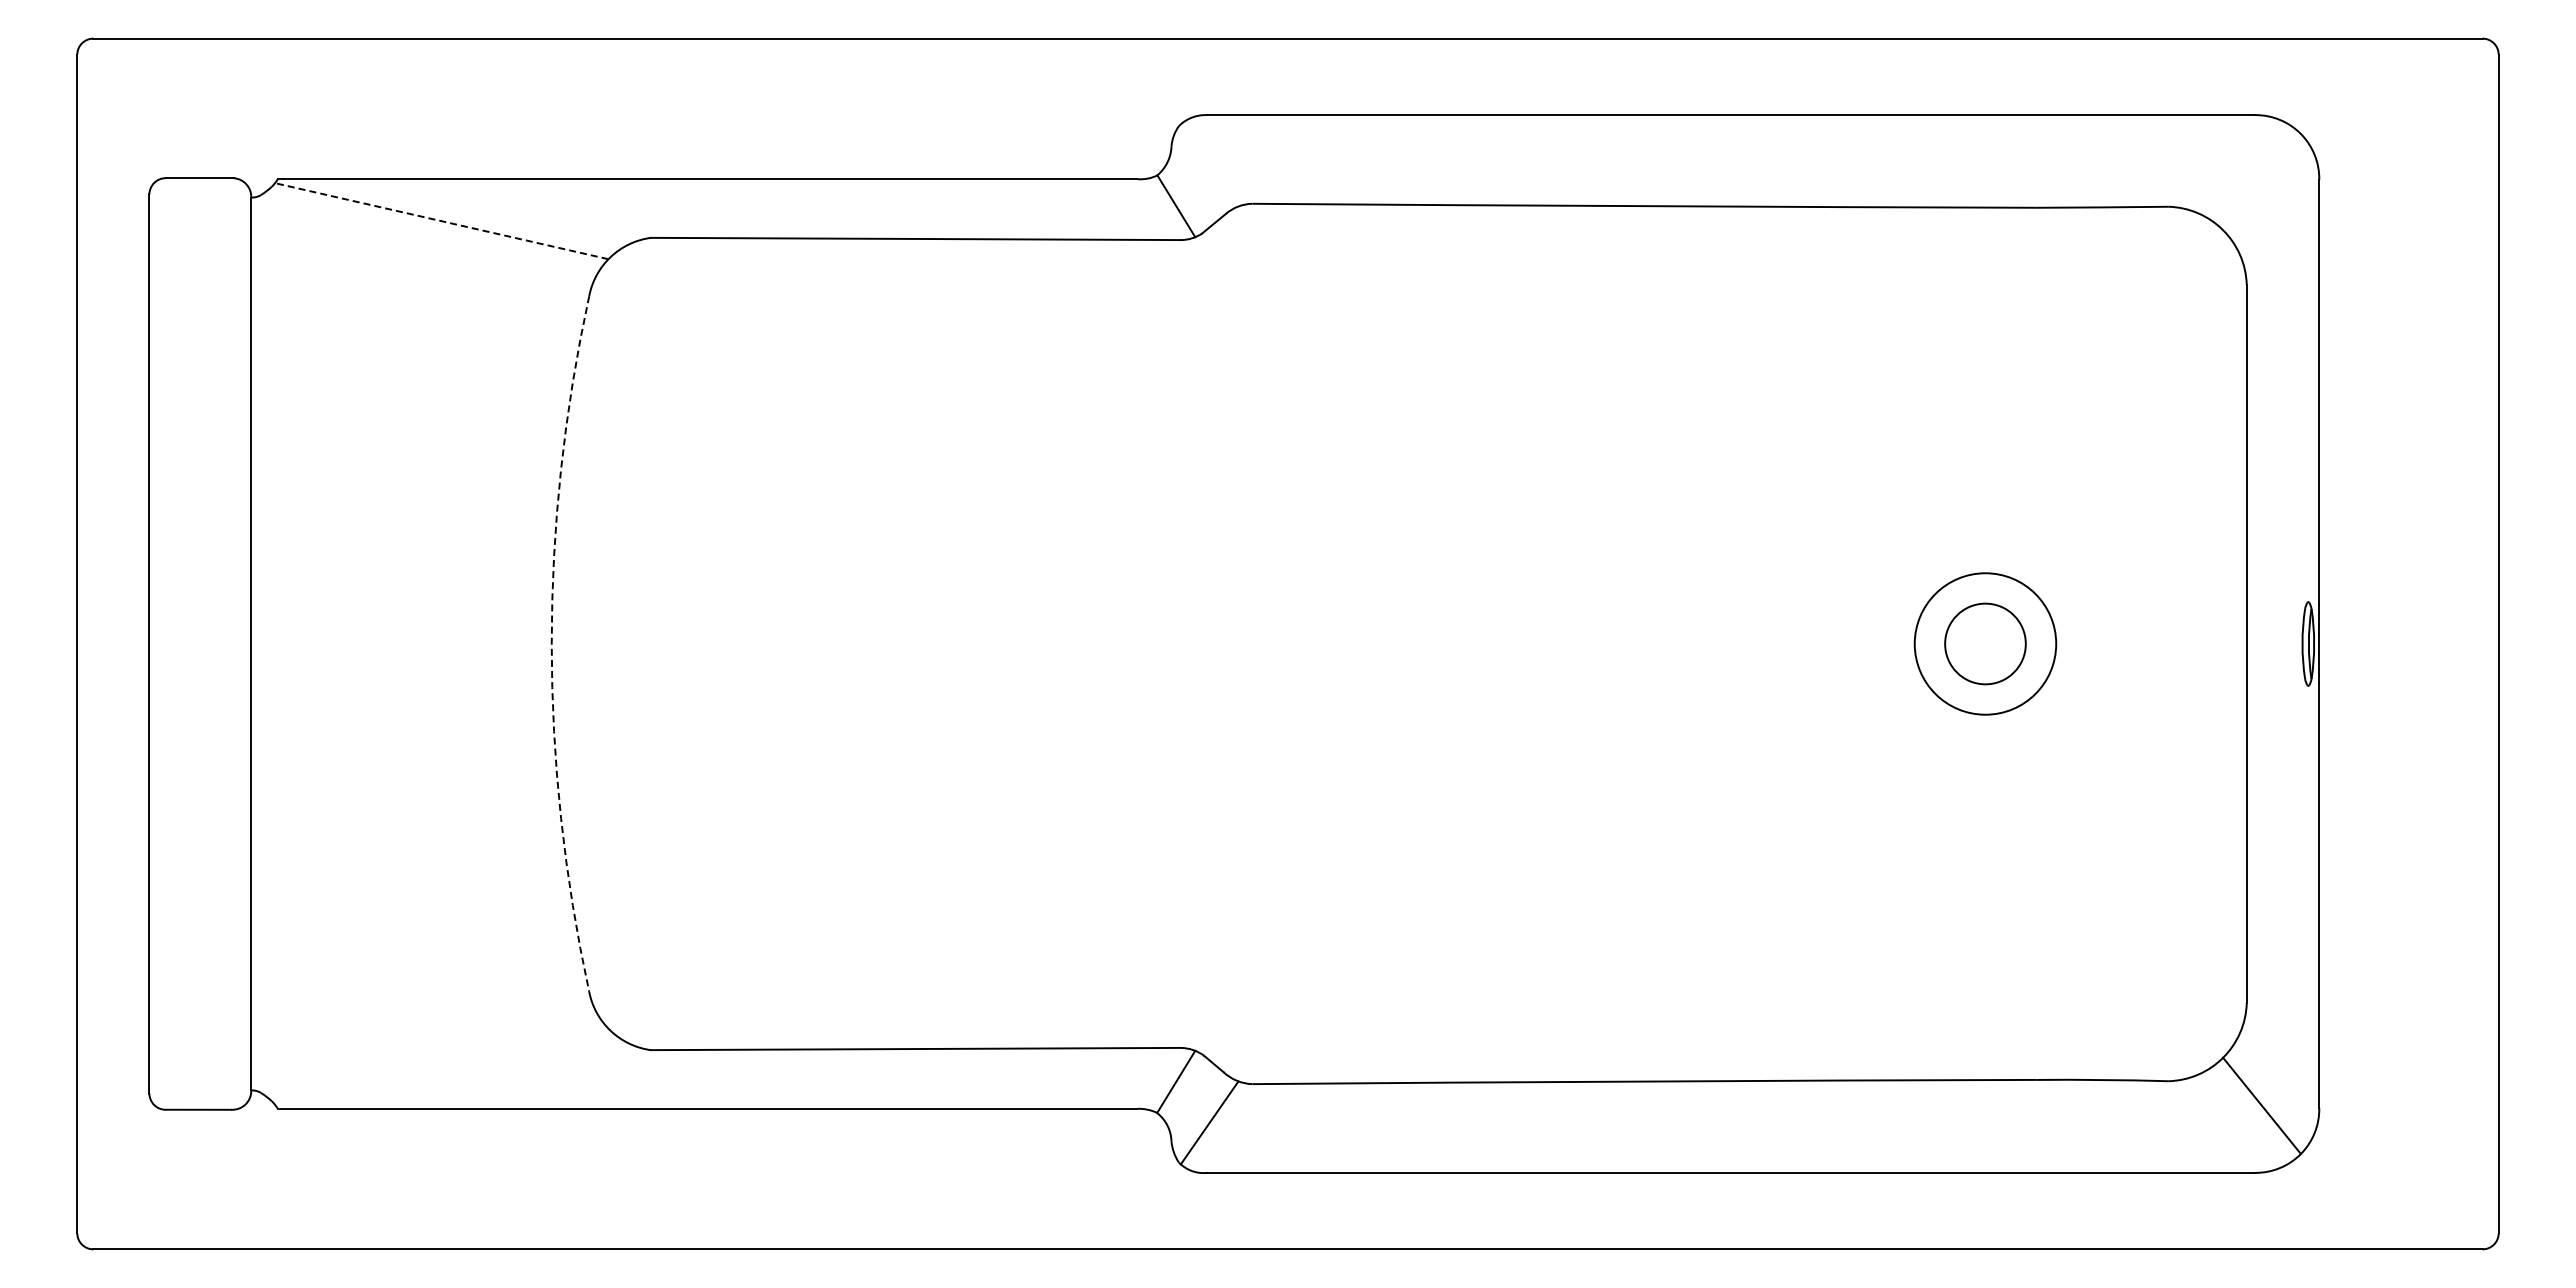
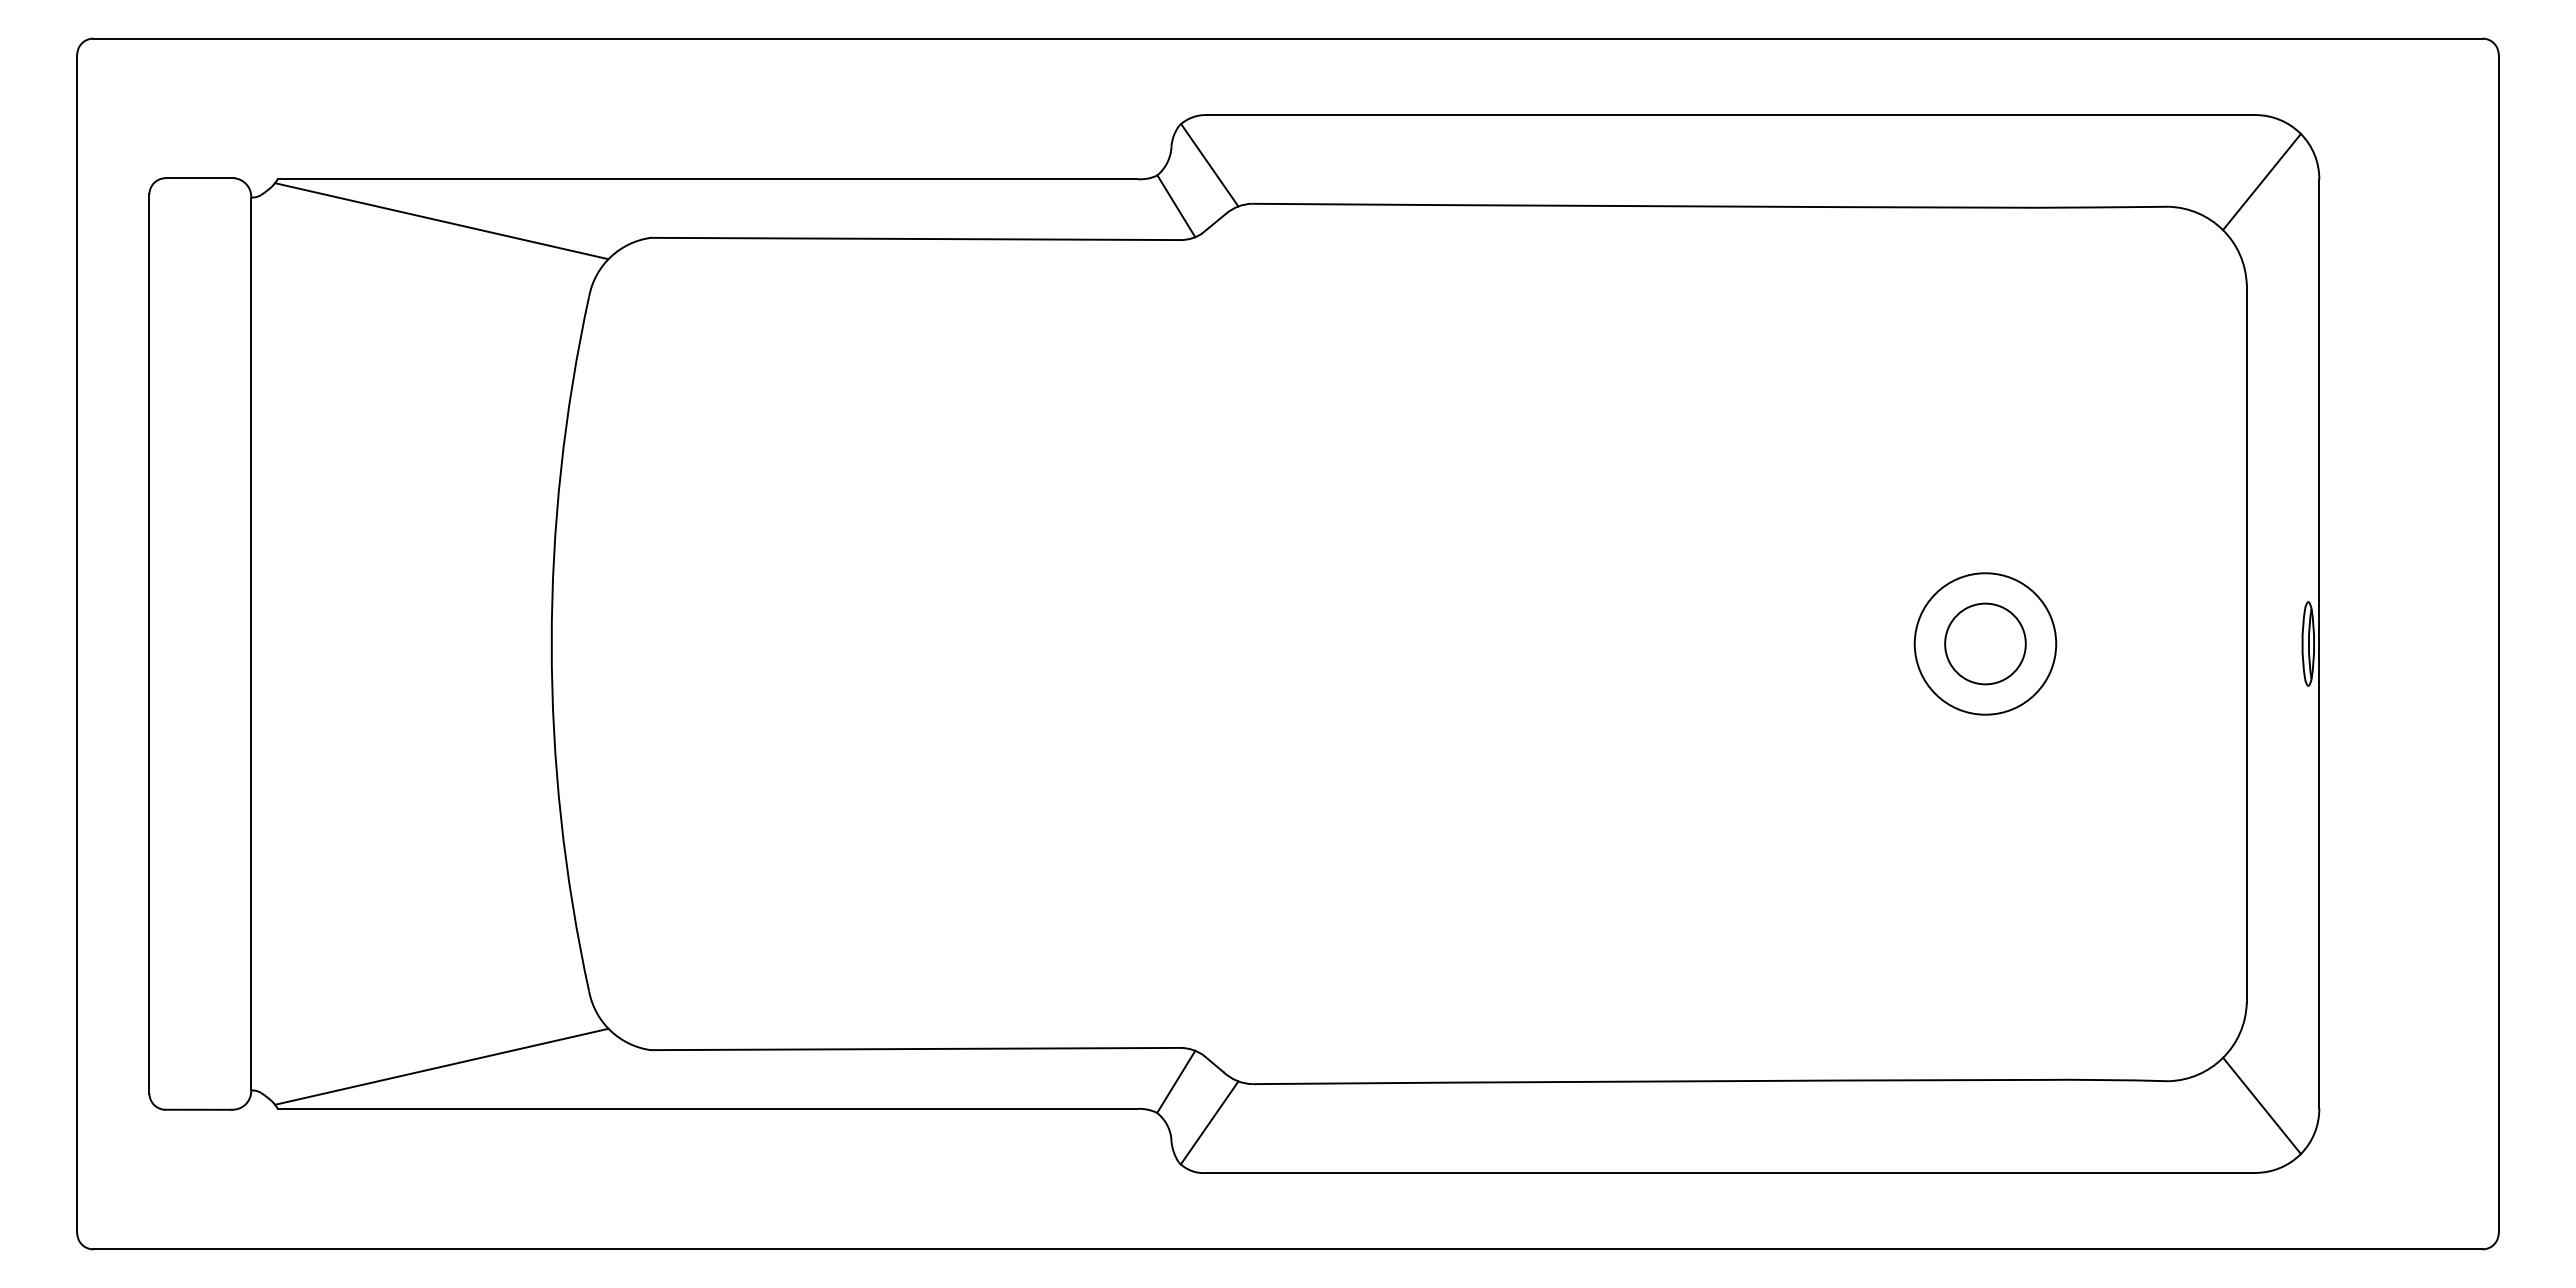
line: none -> present (1209, 165)
line: none -> present (2261, 182)
line: dashed -> solid (441, 221)
arc: dashed -> solid (551, 643)
line: none -> present (441, 1066)
